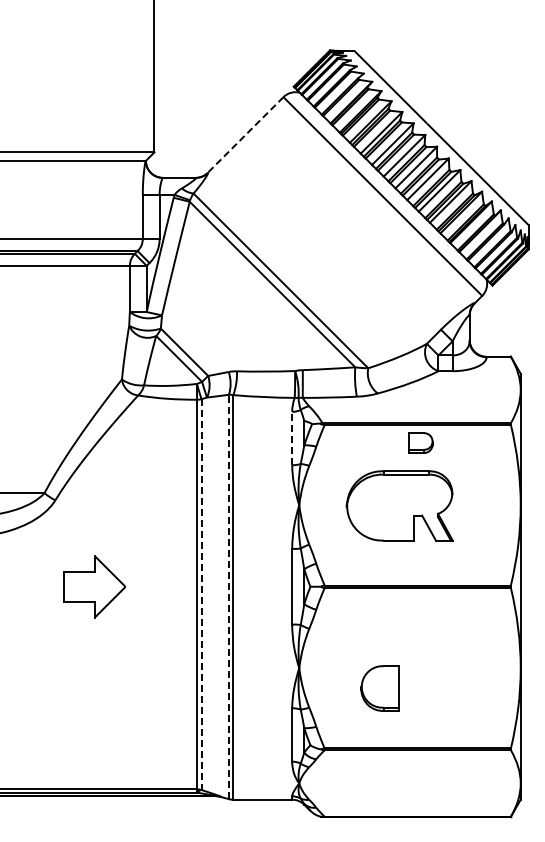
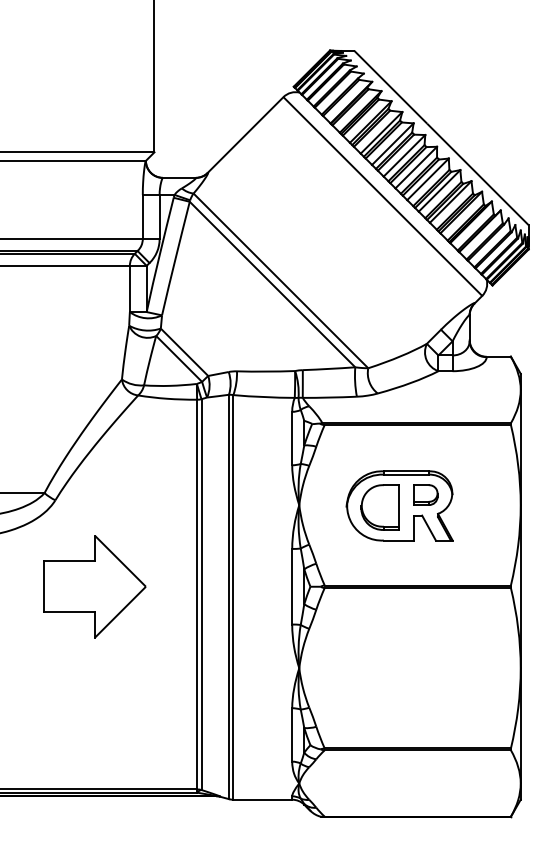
line: dashed -> solid (245, 135)
line: dashed -> solid (292, 438)
part position: (420, 442) -> (425, 494) (425, 494)
part size: 63x64 px -> 104x104 px (94, 586)
line: dashed -> solid (201, 595)
line: dashed -> solid (228, 596)
part position: (379, 688) -> (379, 507) (379, 507)
